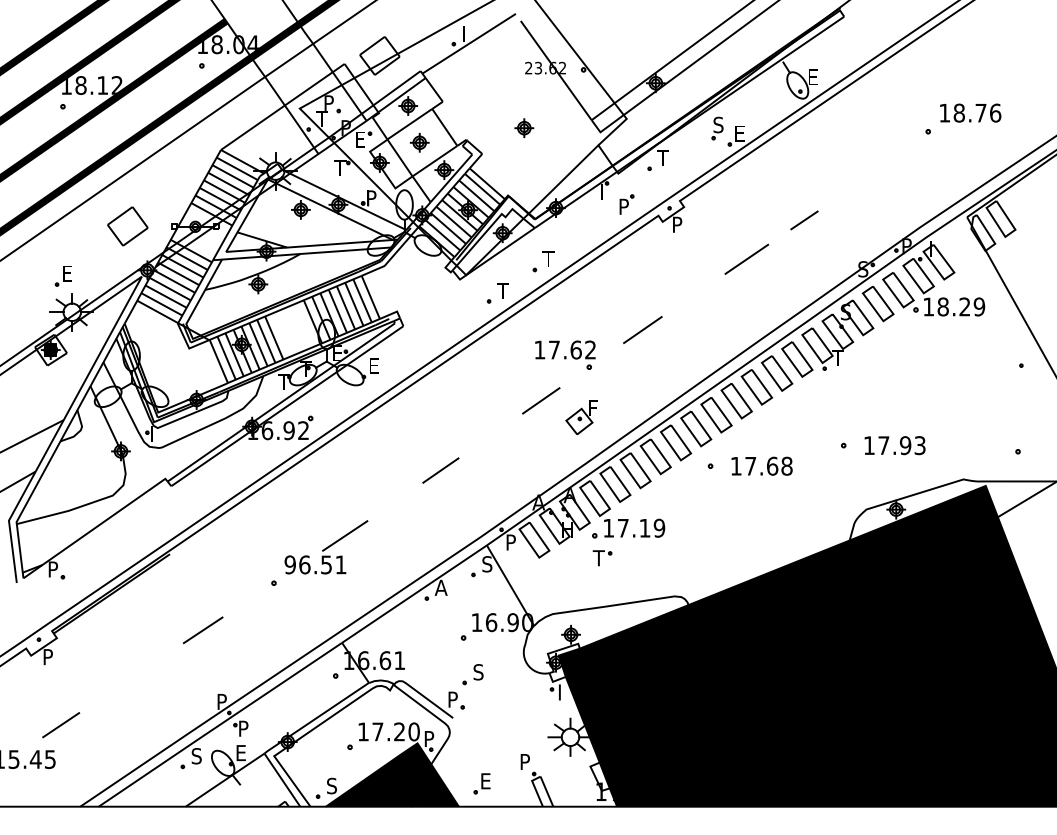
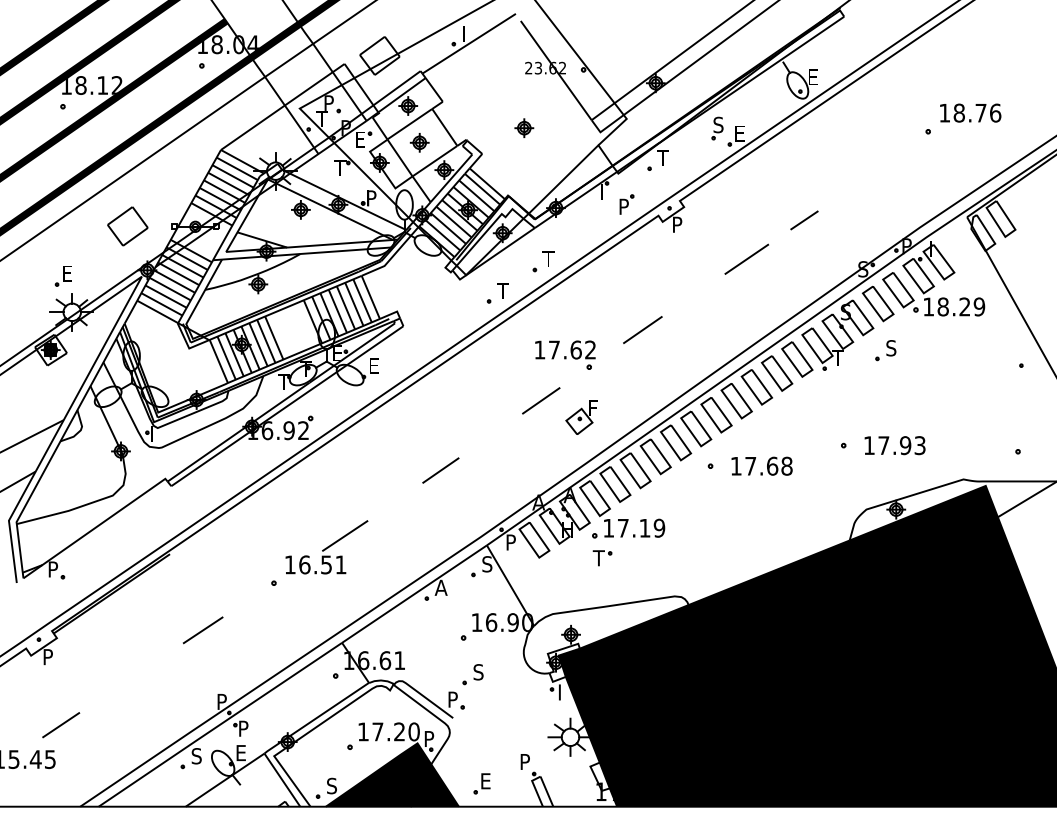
part: none -> present (885, 350)
text: 96.51 -> 16.51 (289, 564)
